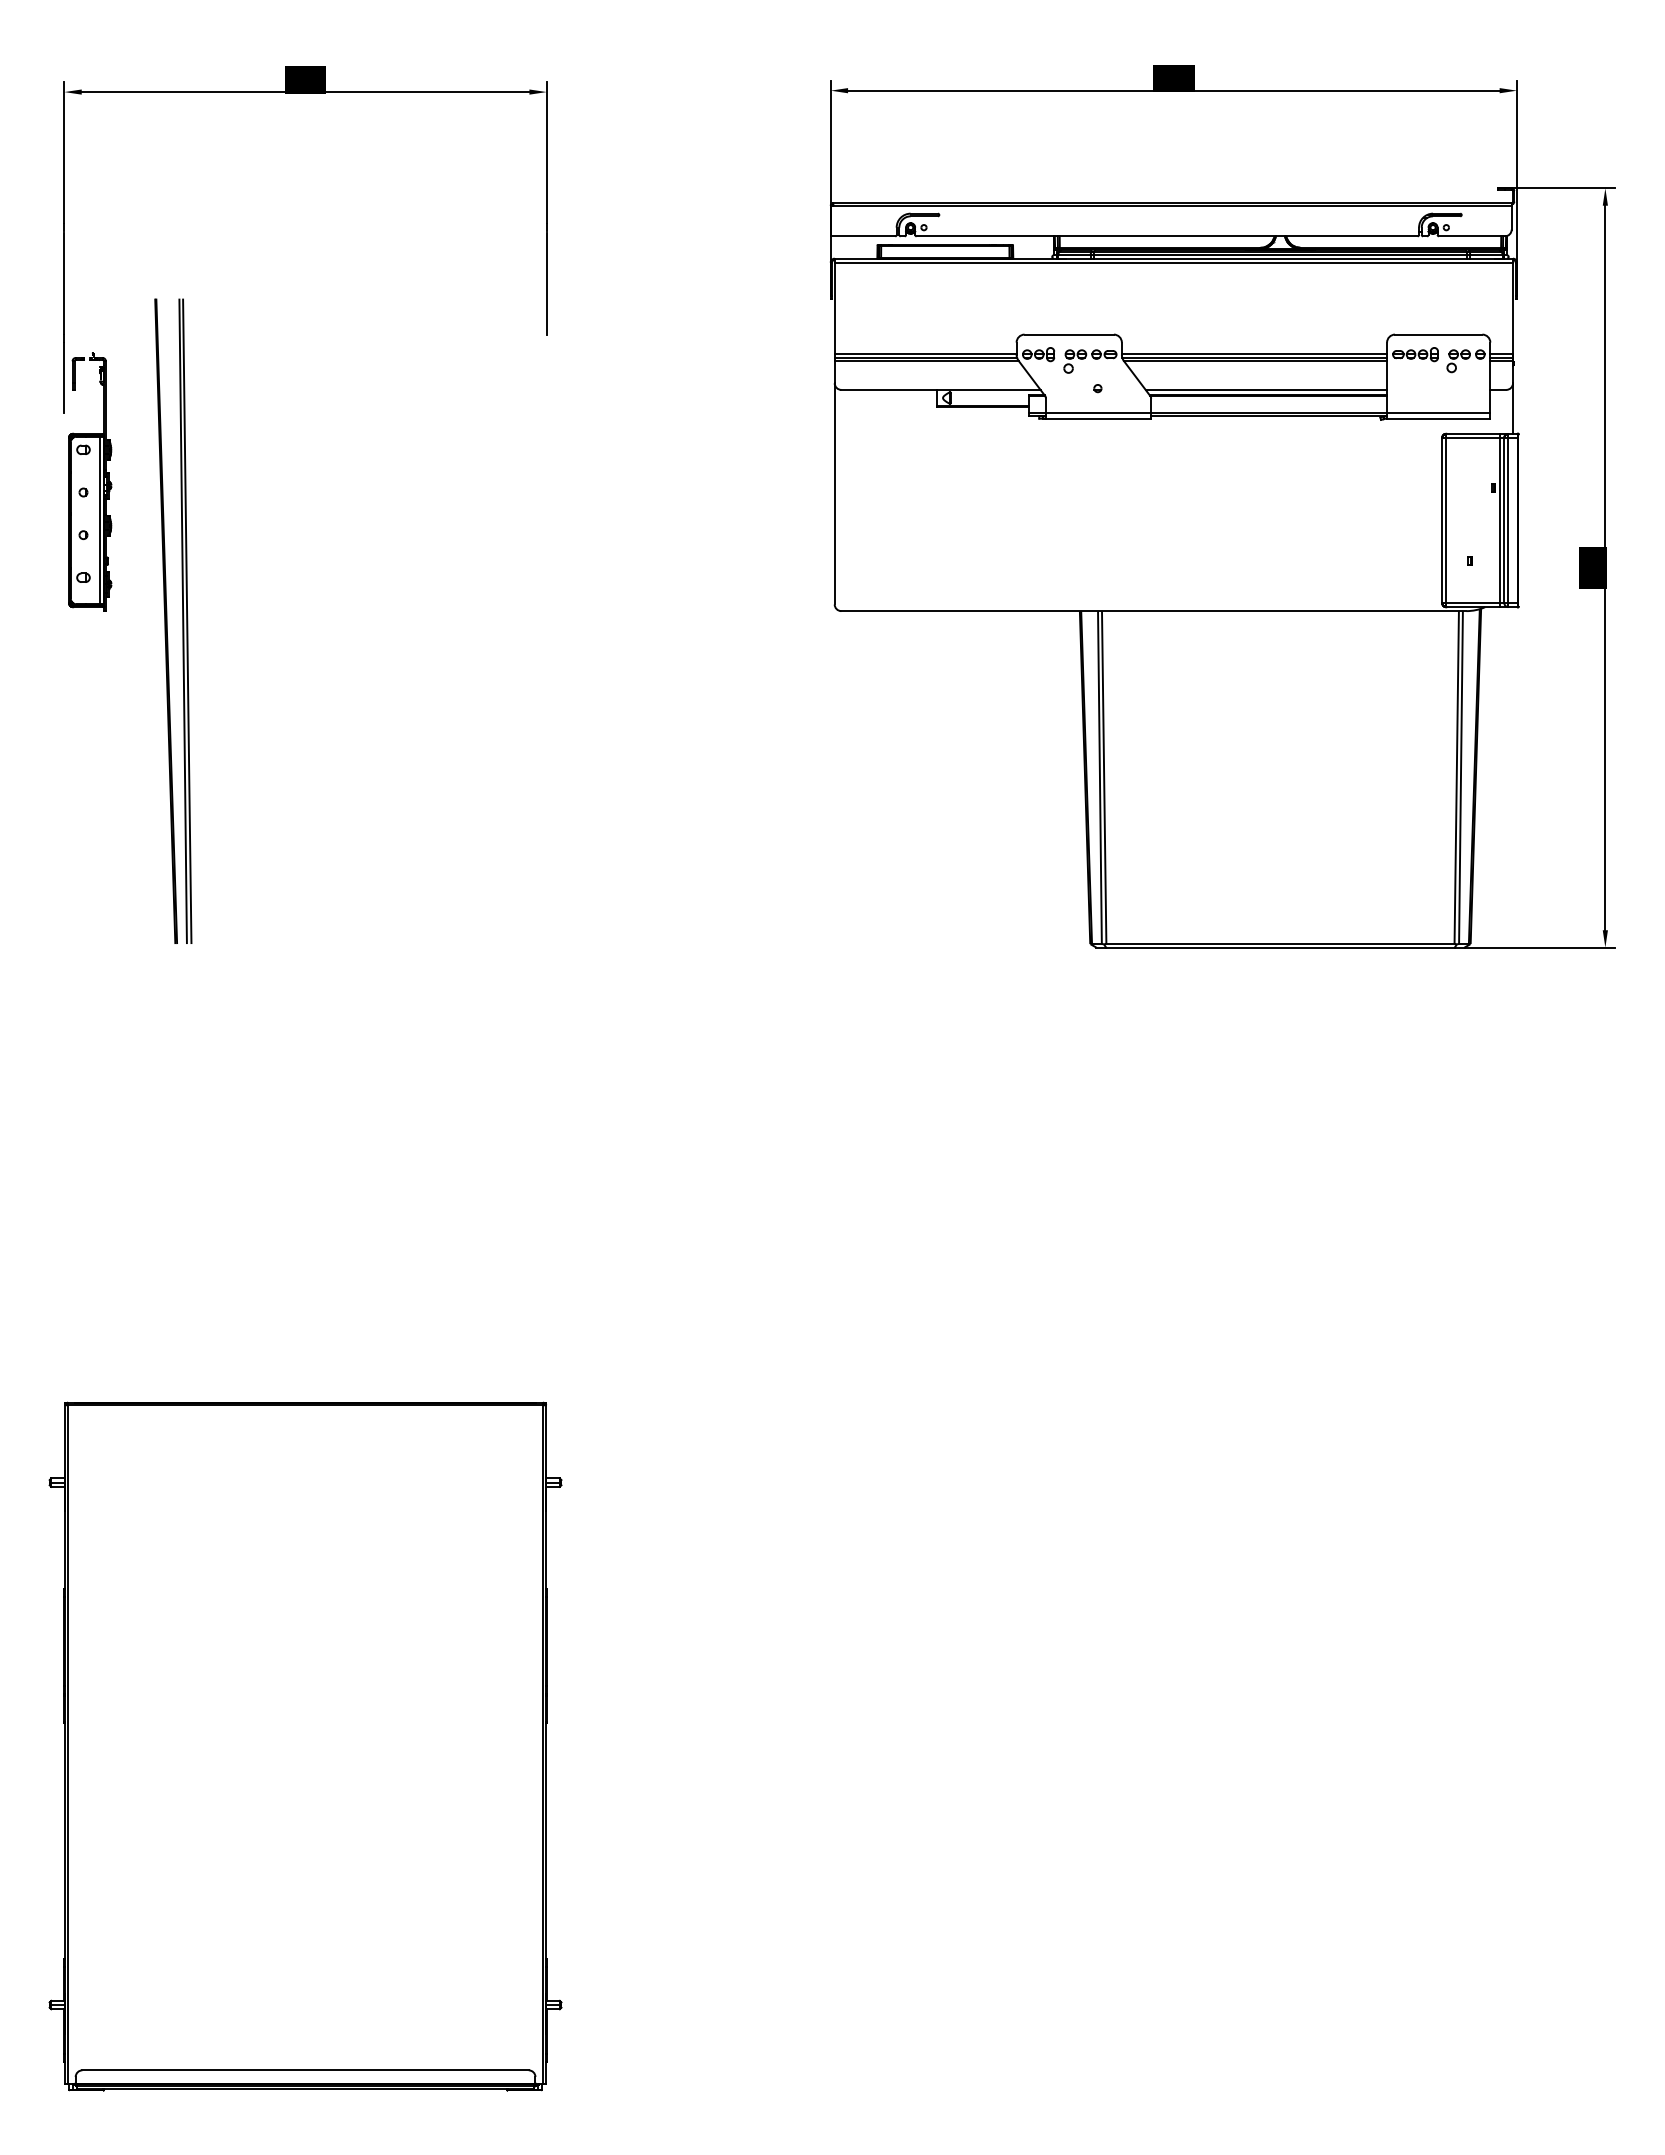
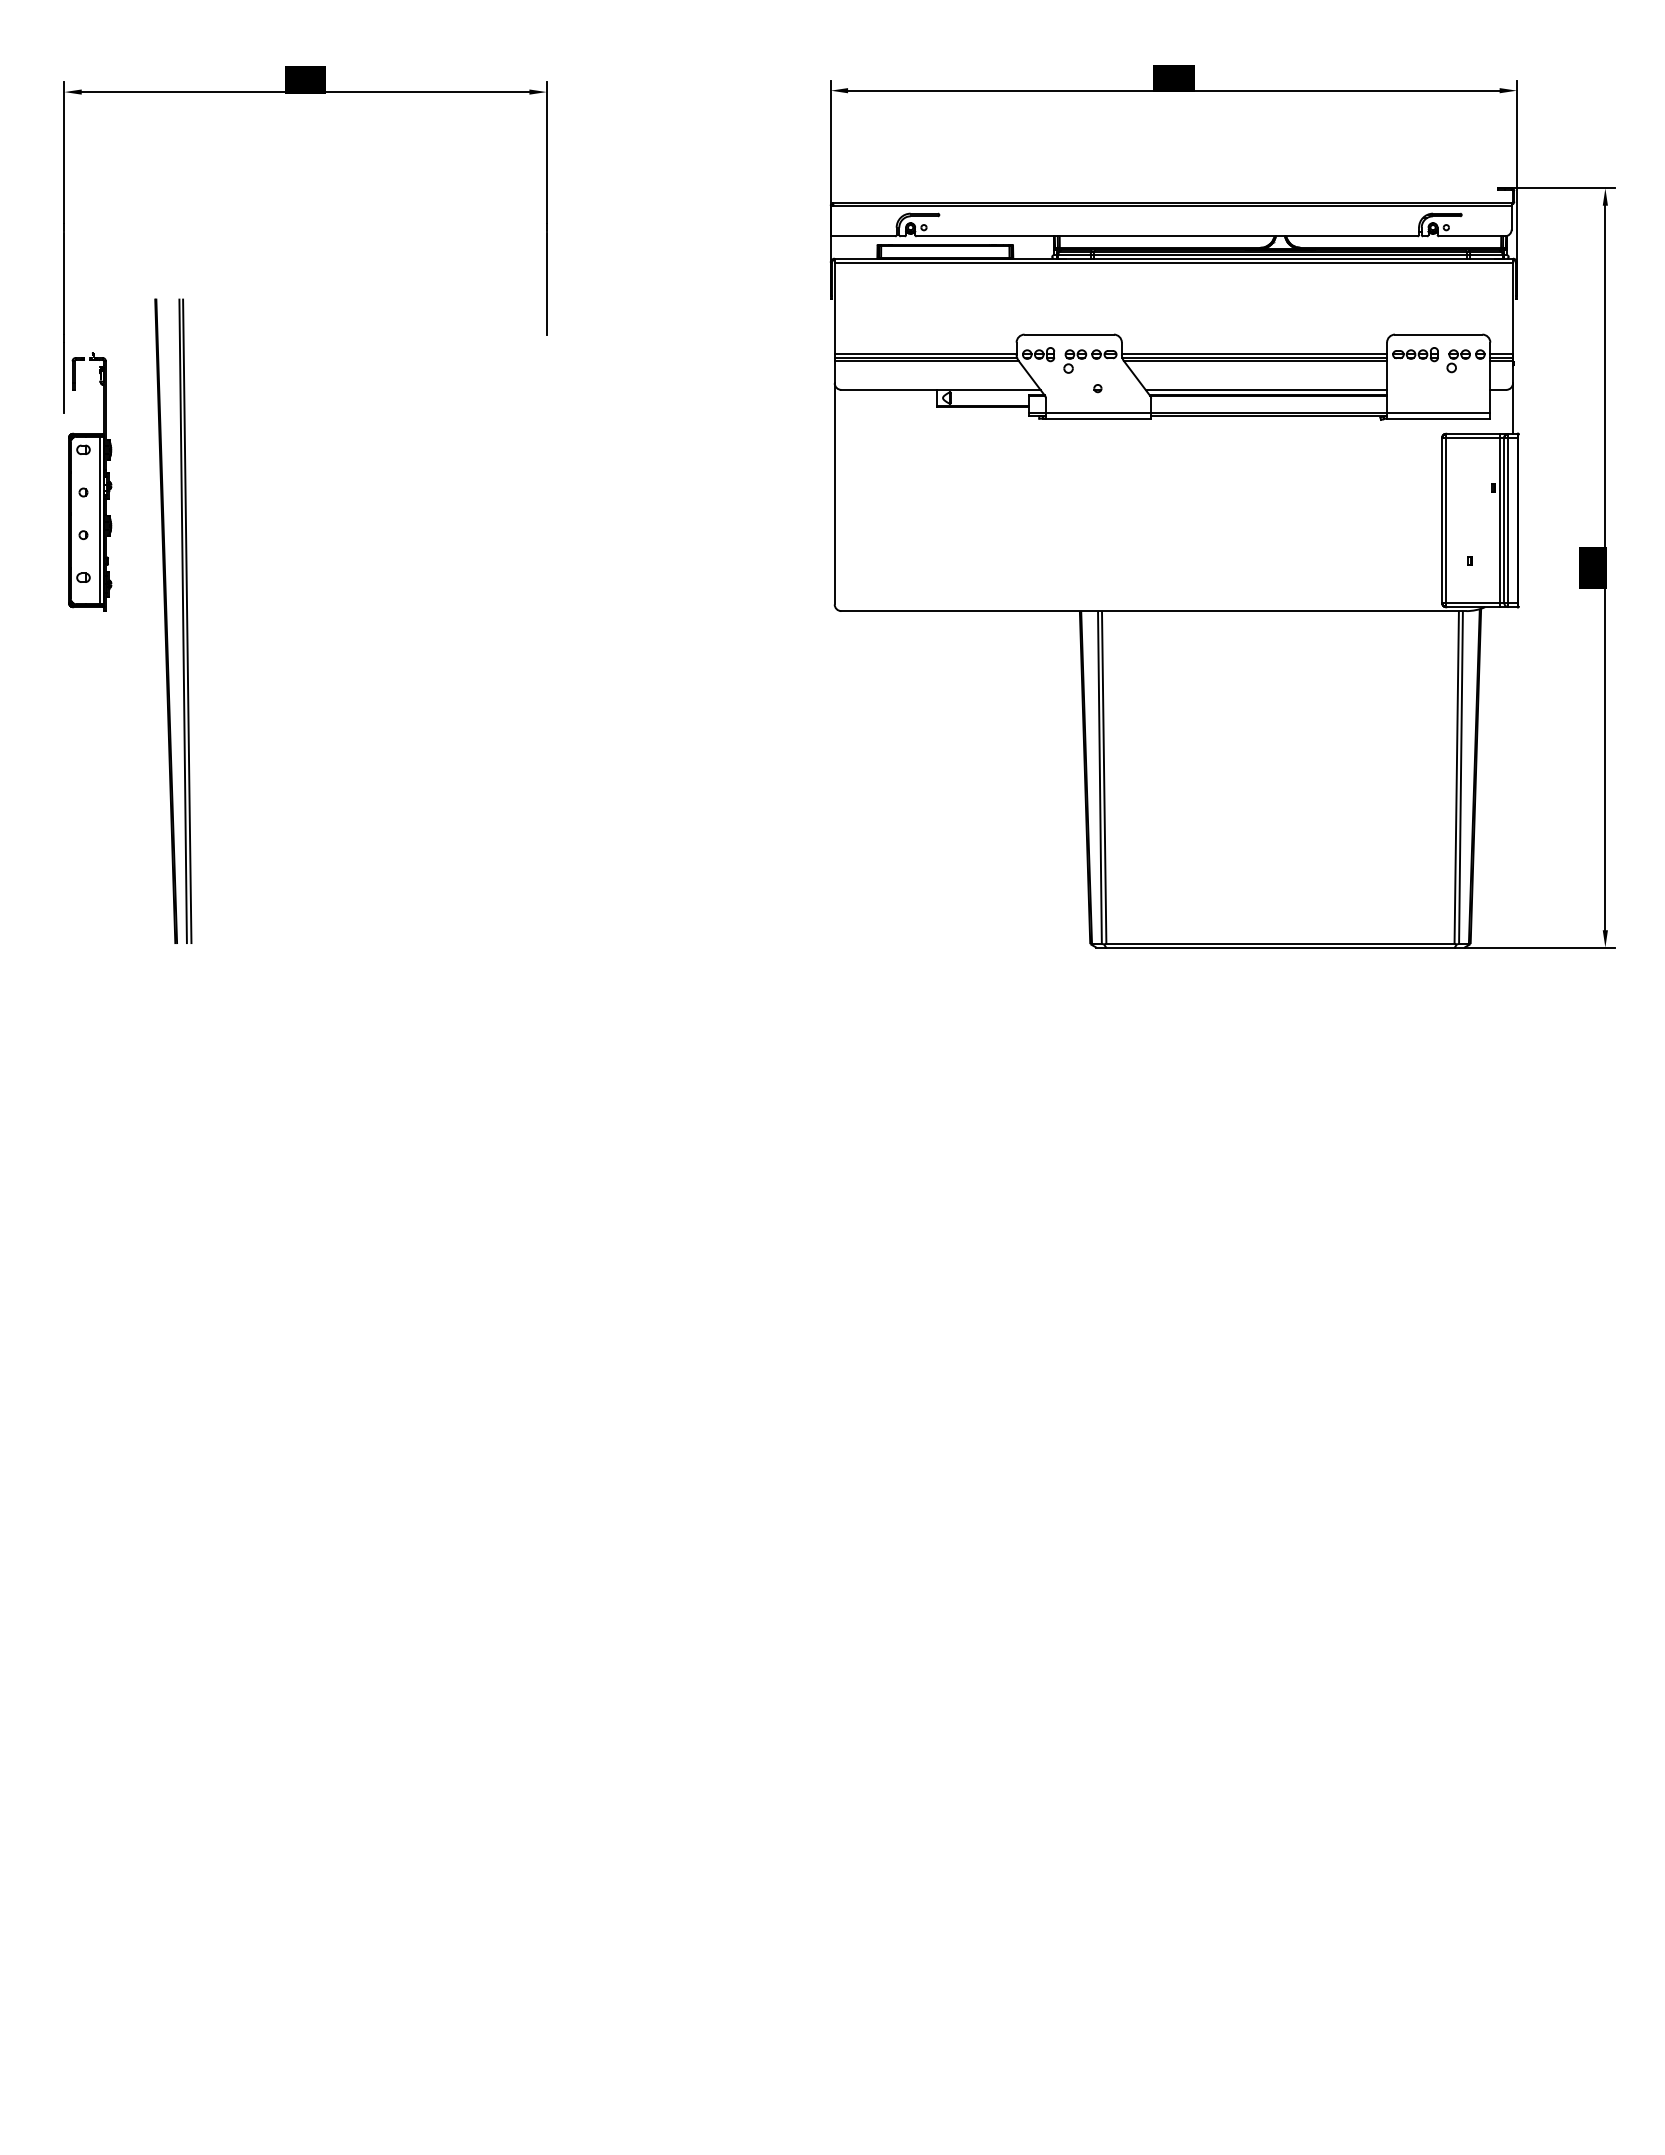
part: present -> none (305, 1746)
